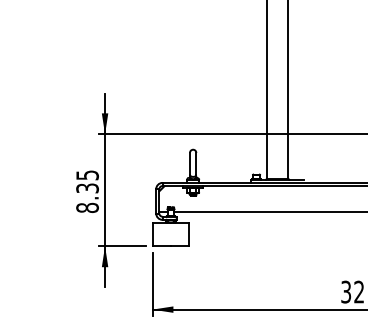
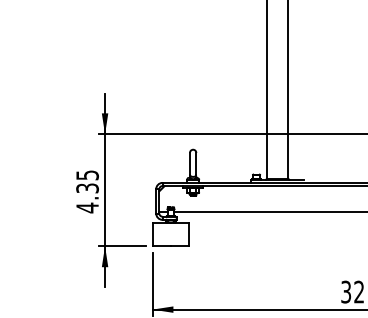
text: 8.35 -> 4.35 (87, 207)
